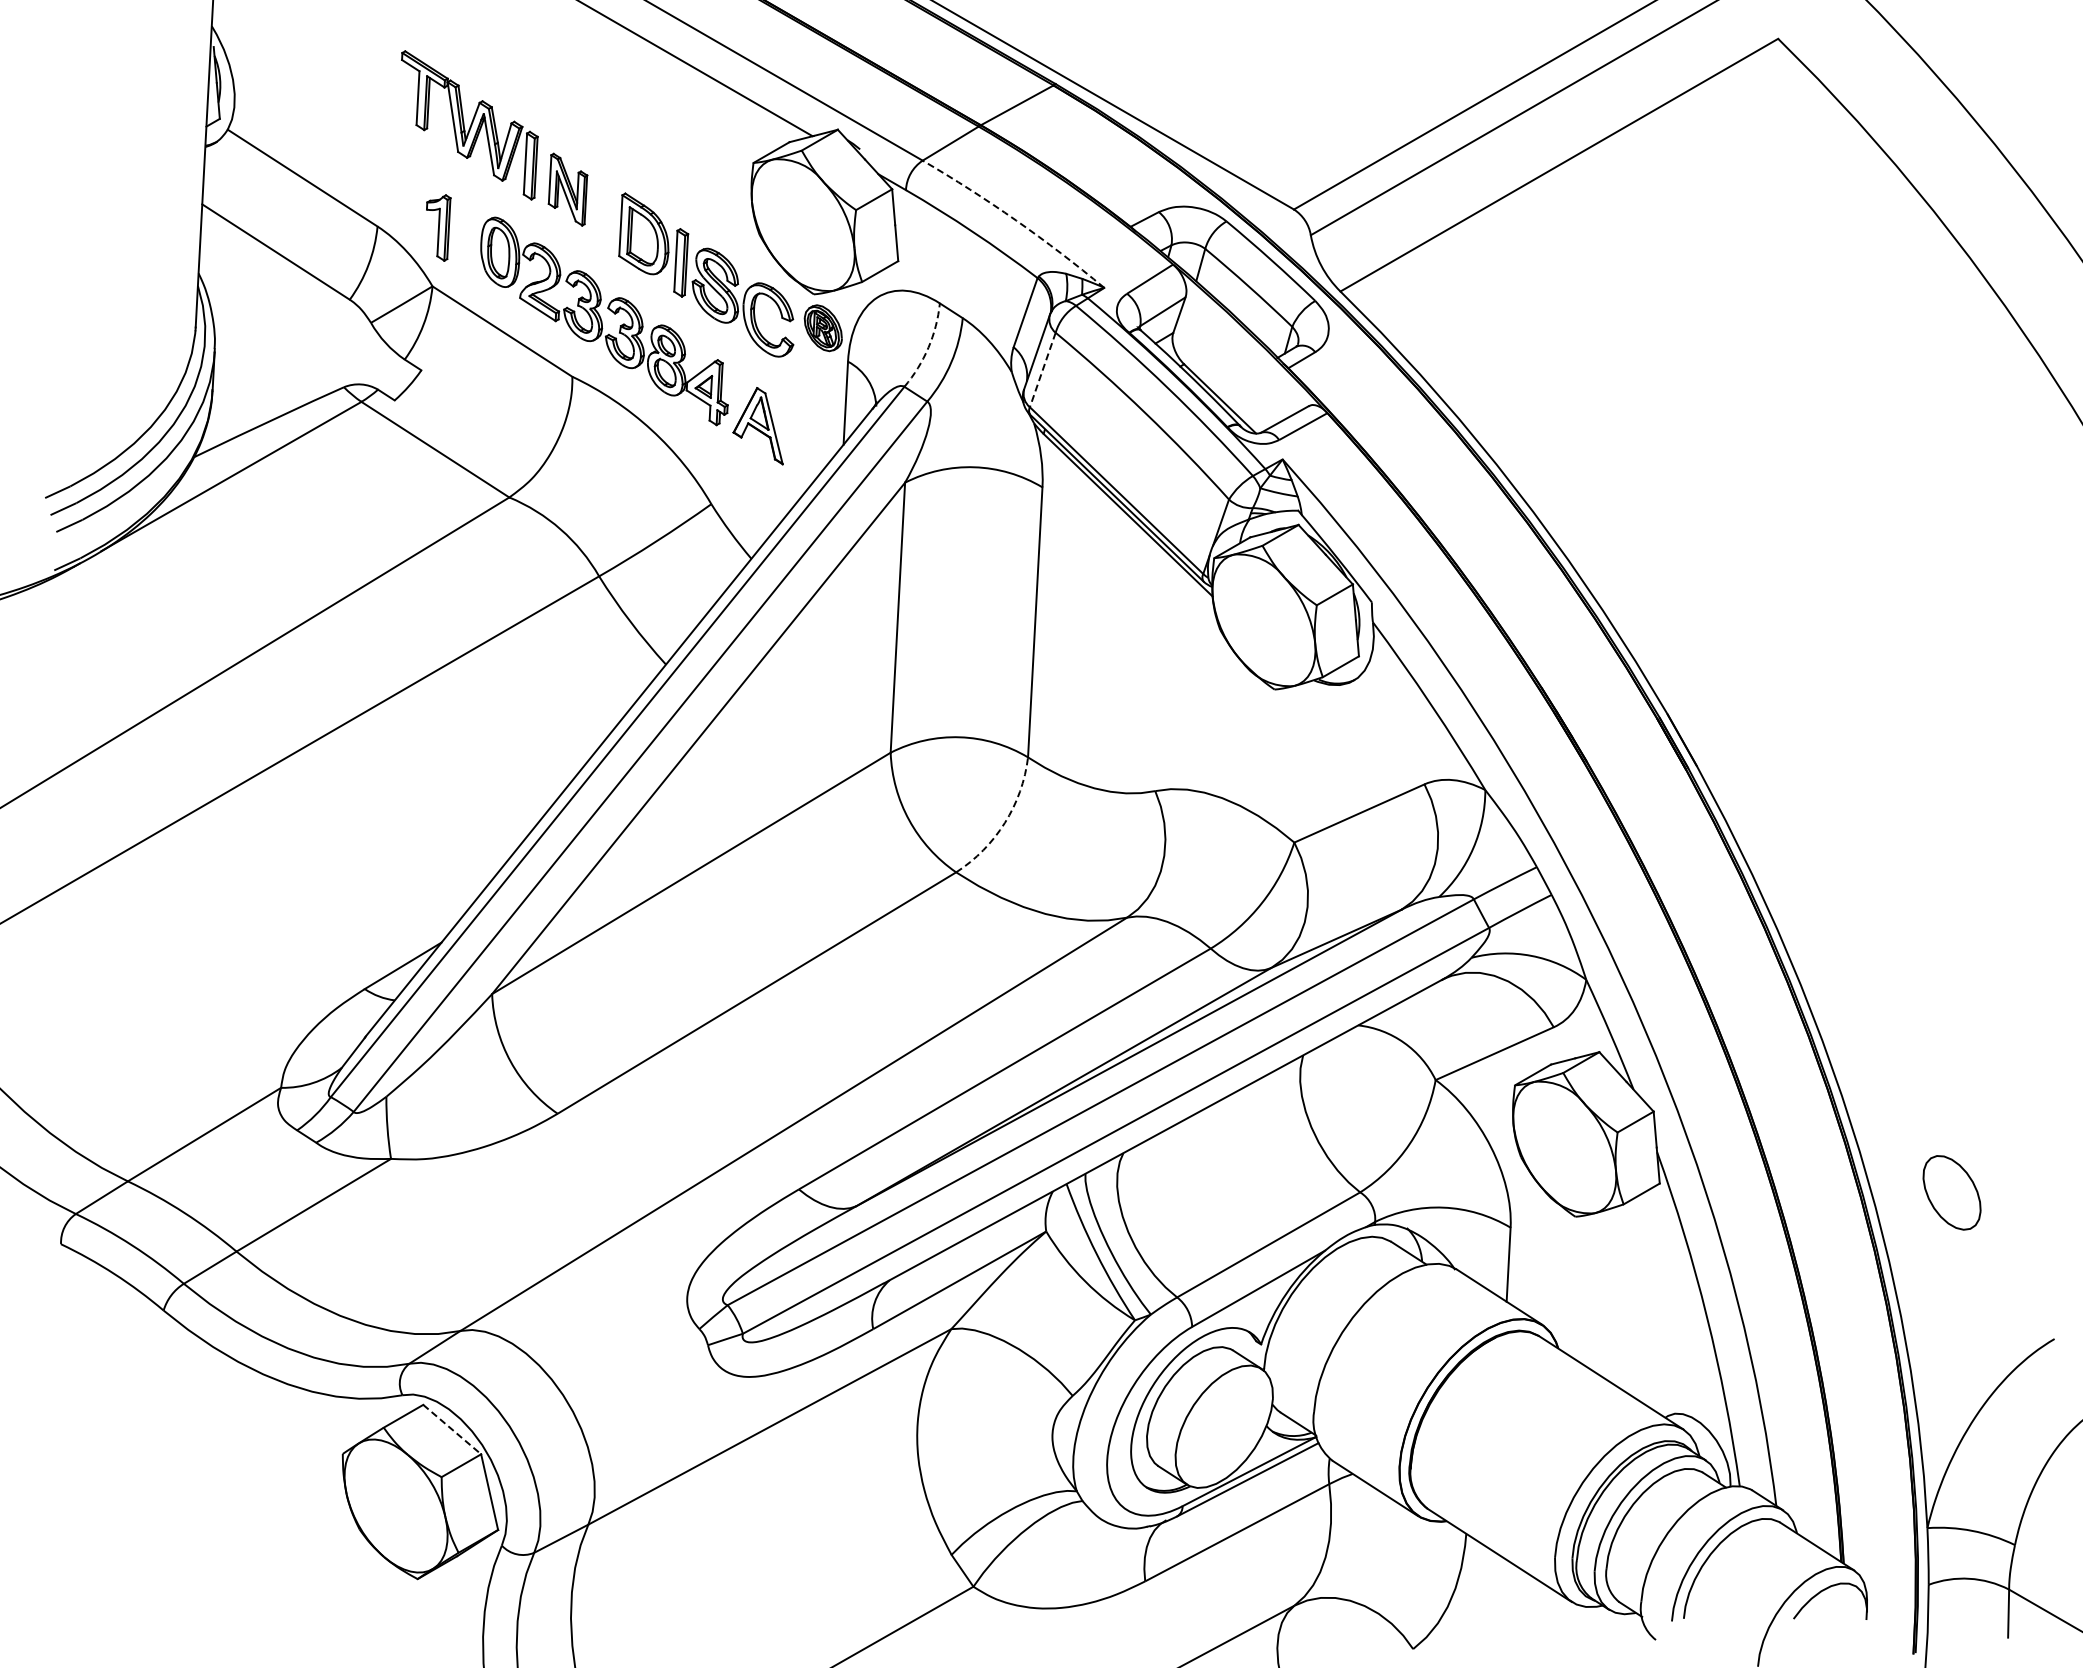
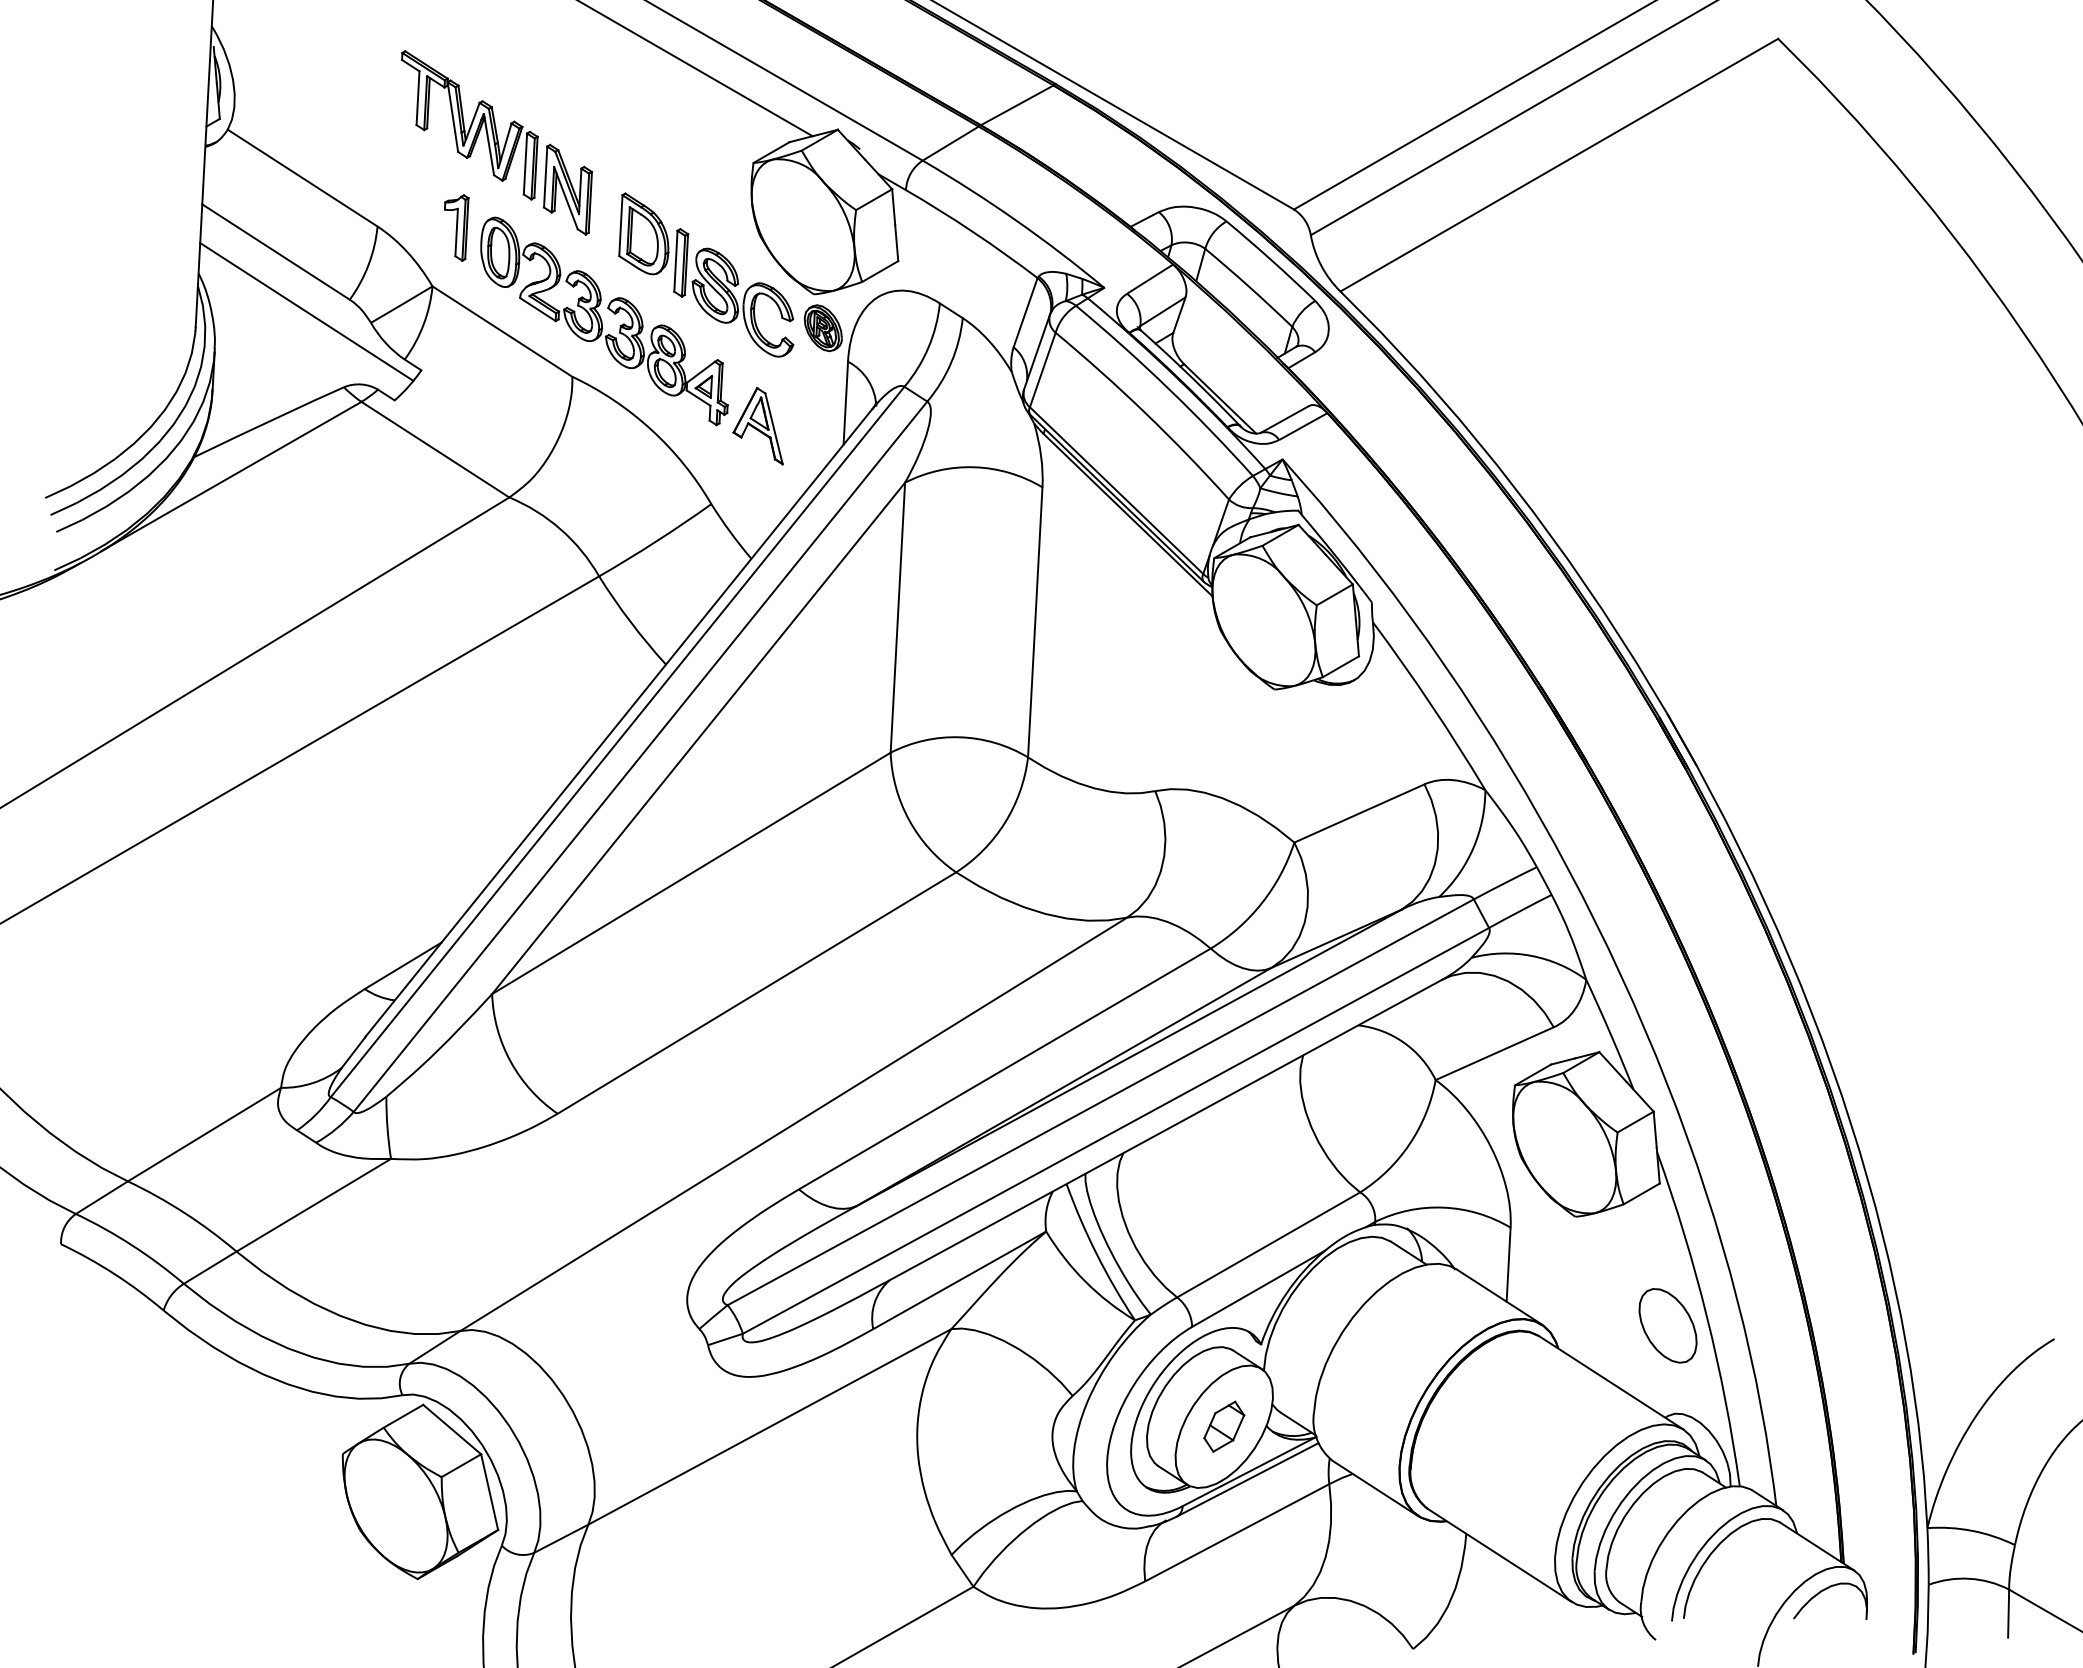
part size: 42x75 px -> 50x93 px (567, 189)
arc: dashed -> solid (1016, 220)
part position: (438, 227) -> (456, 227) (456, 227)
line: none -> present (306, 311)
arc: dashed -> solid (928, 347)
line: dashed -> solid (1042, 370)
arc: dashed -> solid (1004, 822)
part position: (1951, 1192) -> (1667, 1325) (1667, 1325)
part: none -> present (1224, 1426)
line: dashed -> solid (452, 1429)
